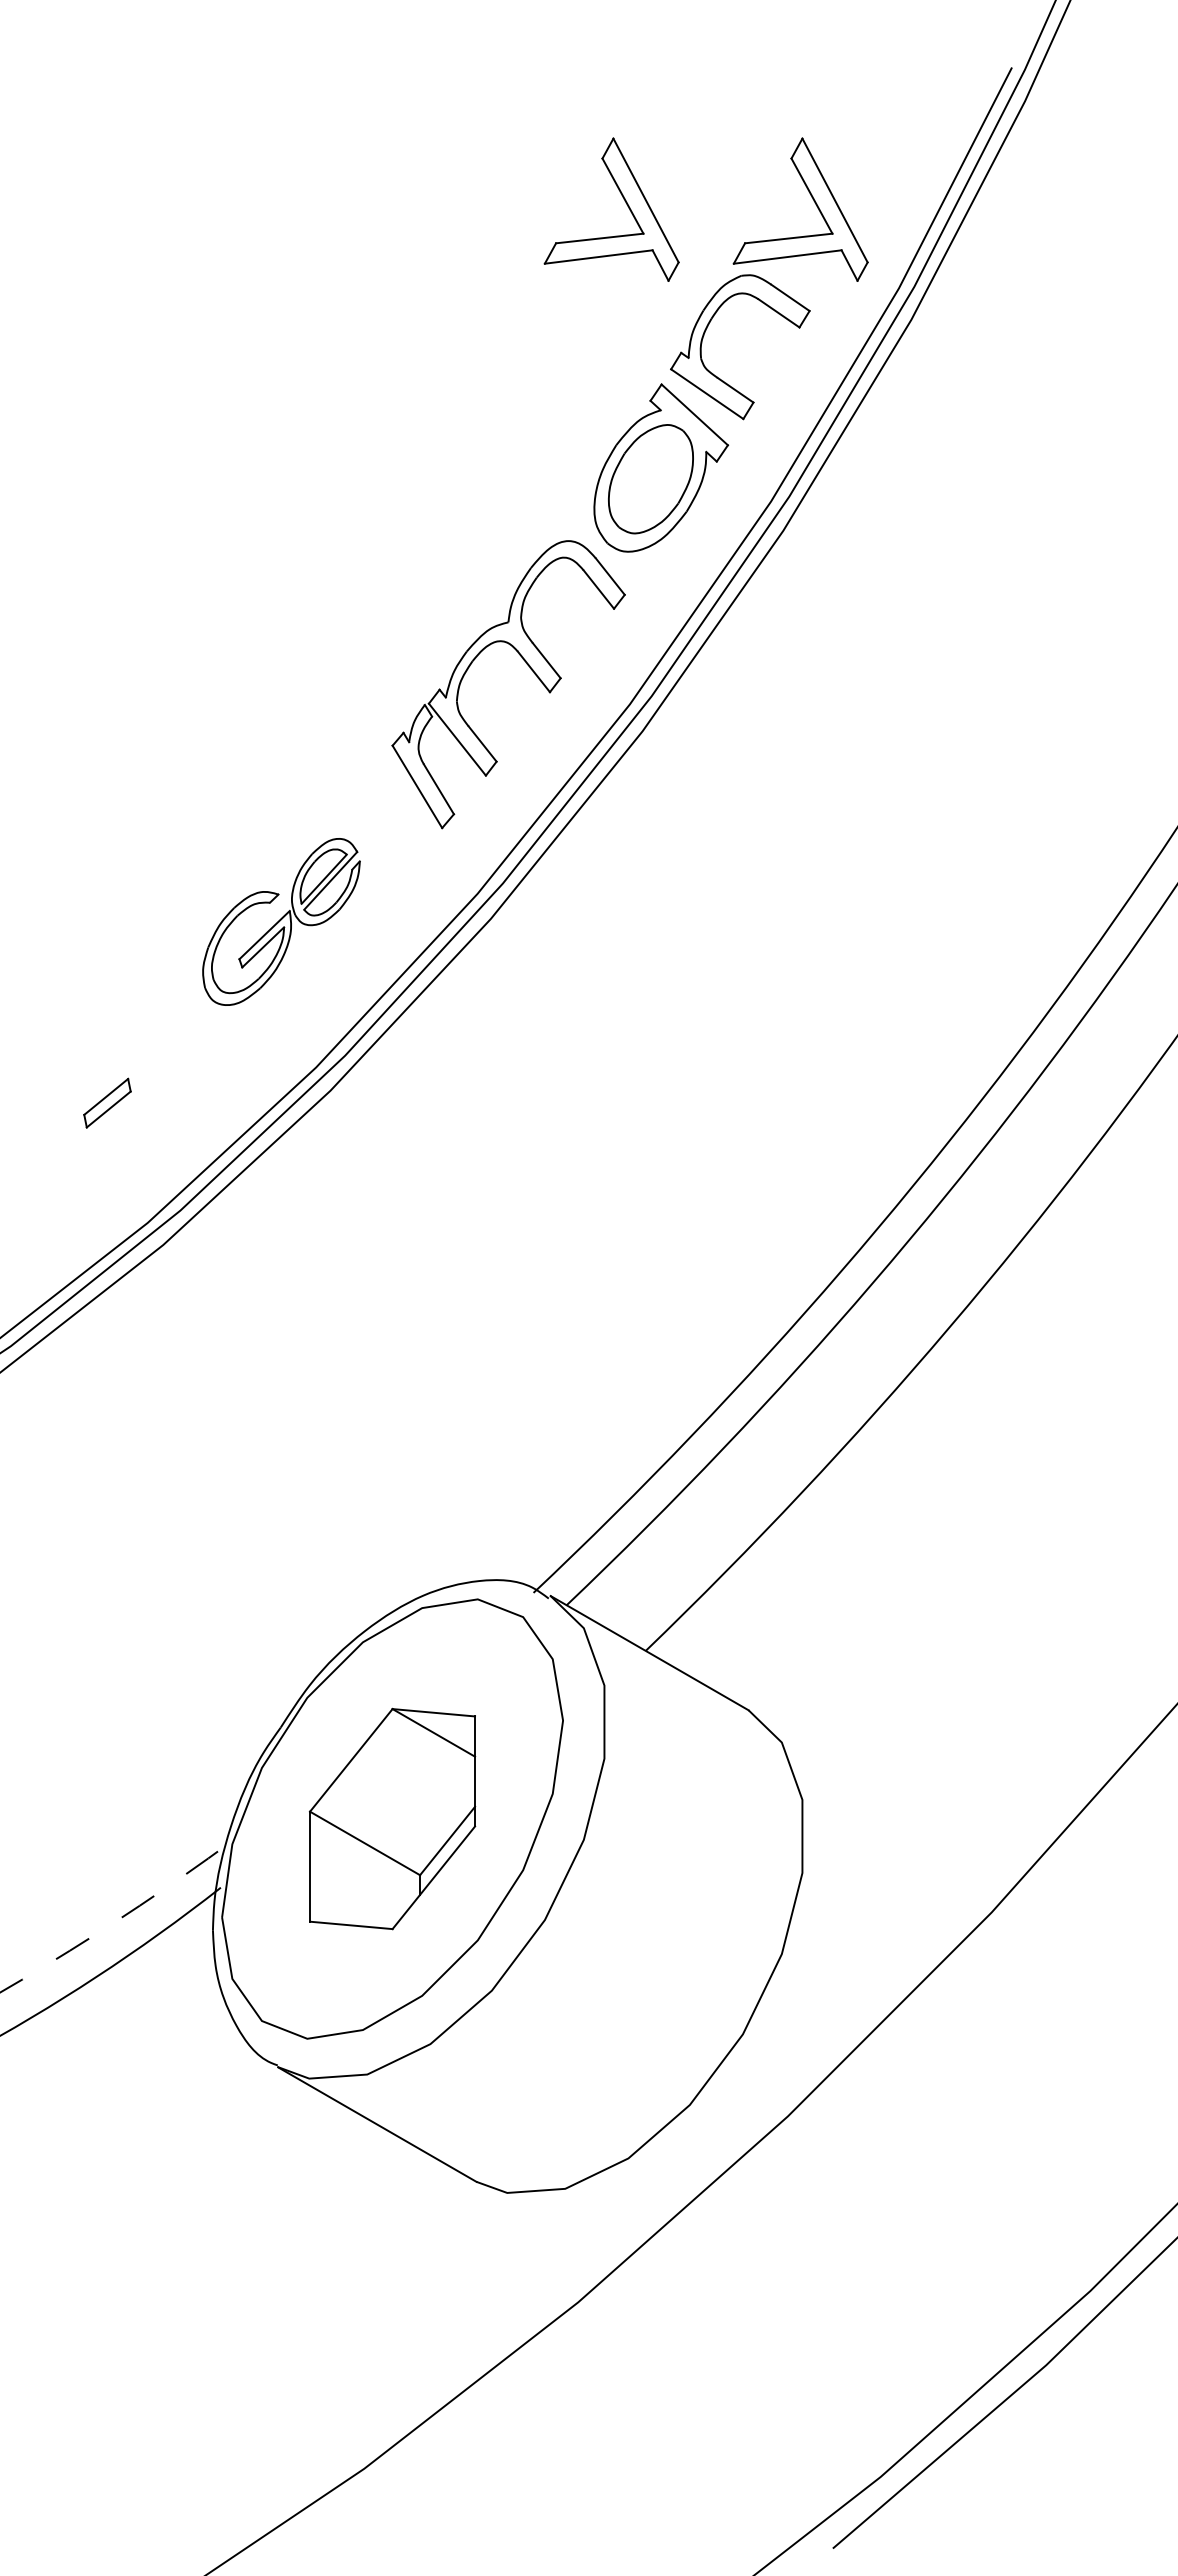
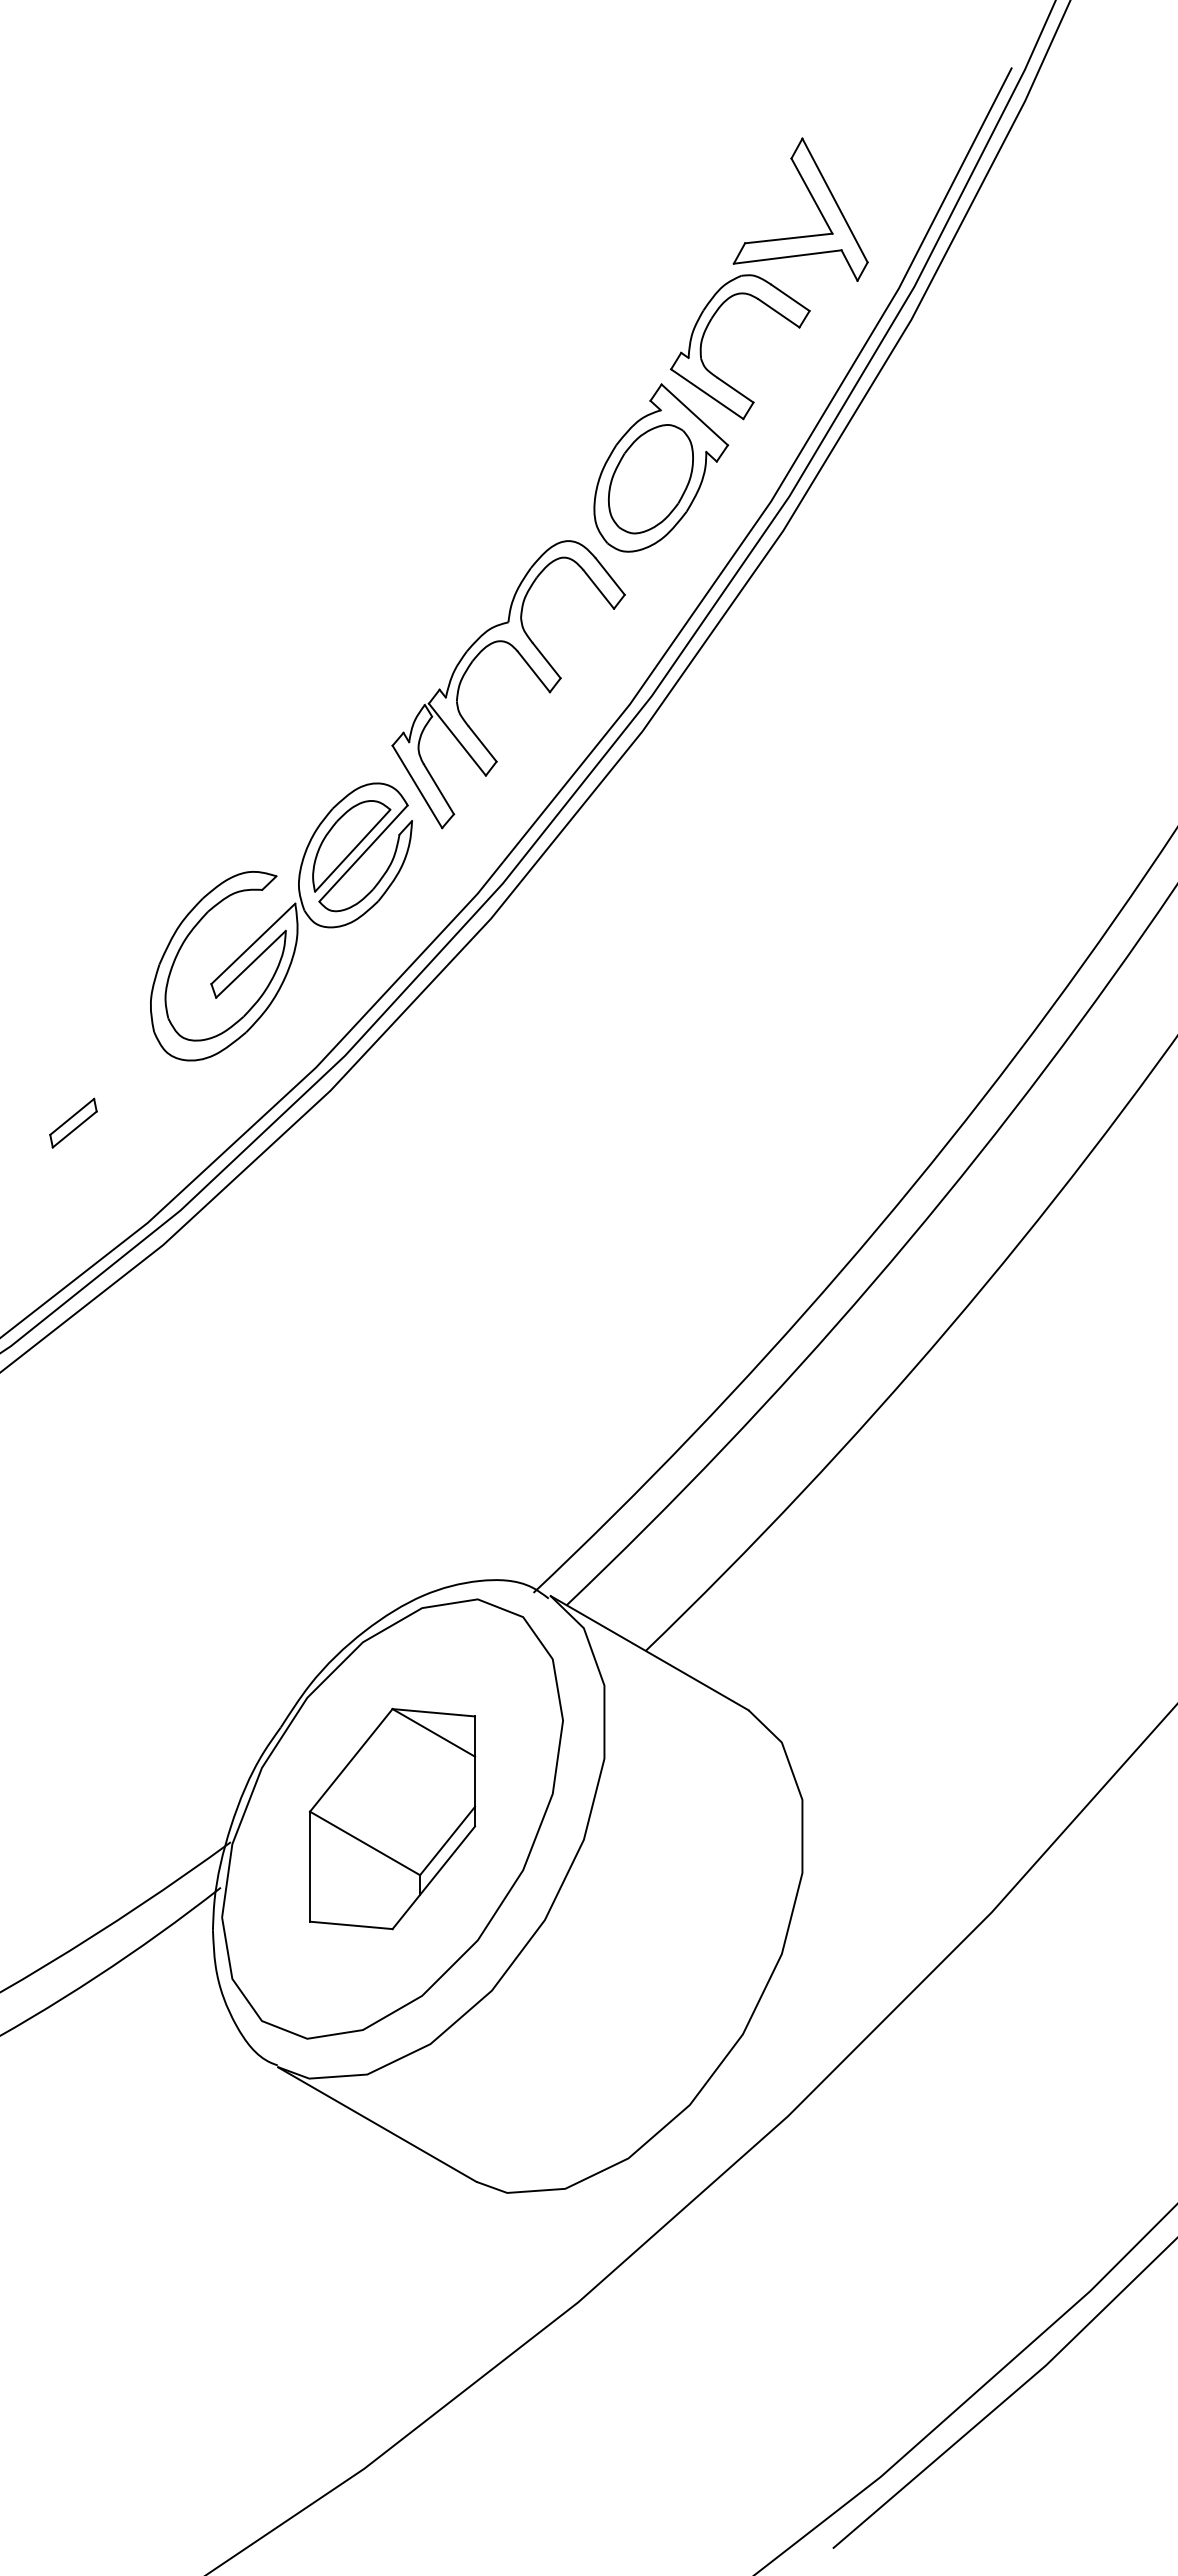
part: present -> none (625, 203)
part size: 159x168 px -> 263x280 px (281, 921)
part position: (107, 1102) -> (73, 1122) (73, 1122)
arc: dashed -> solid (117, 1920)
